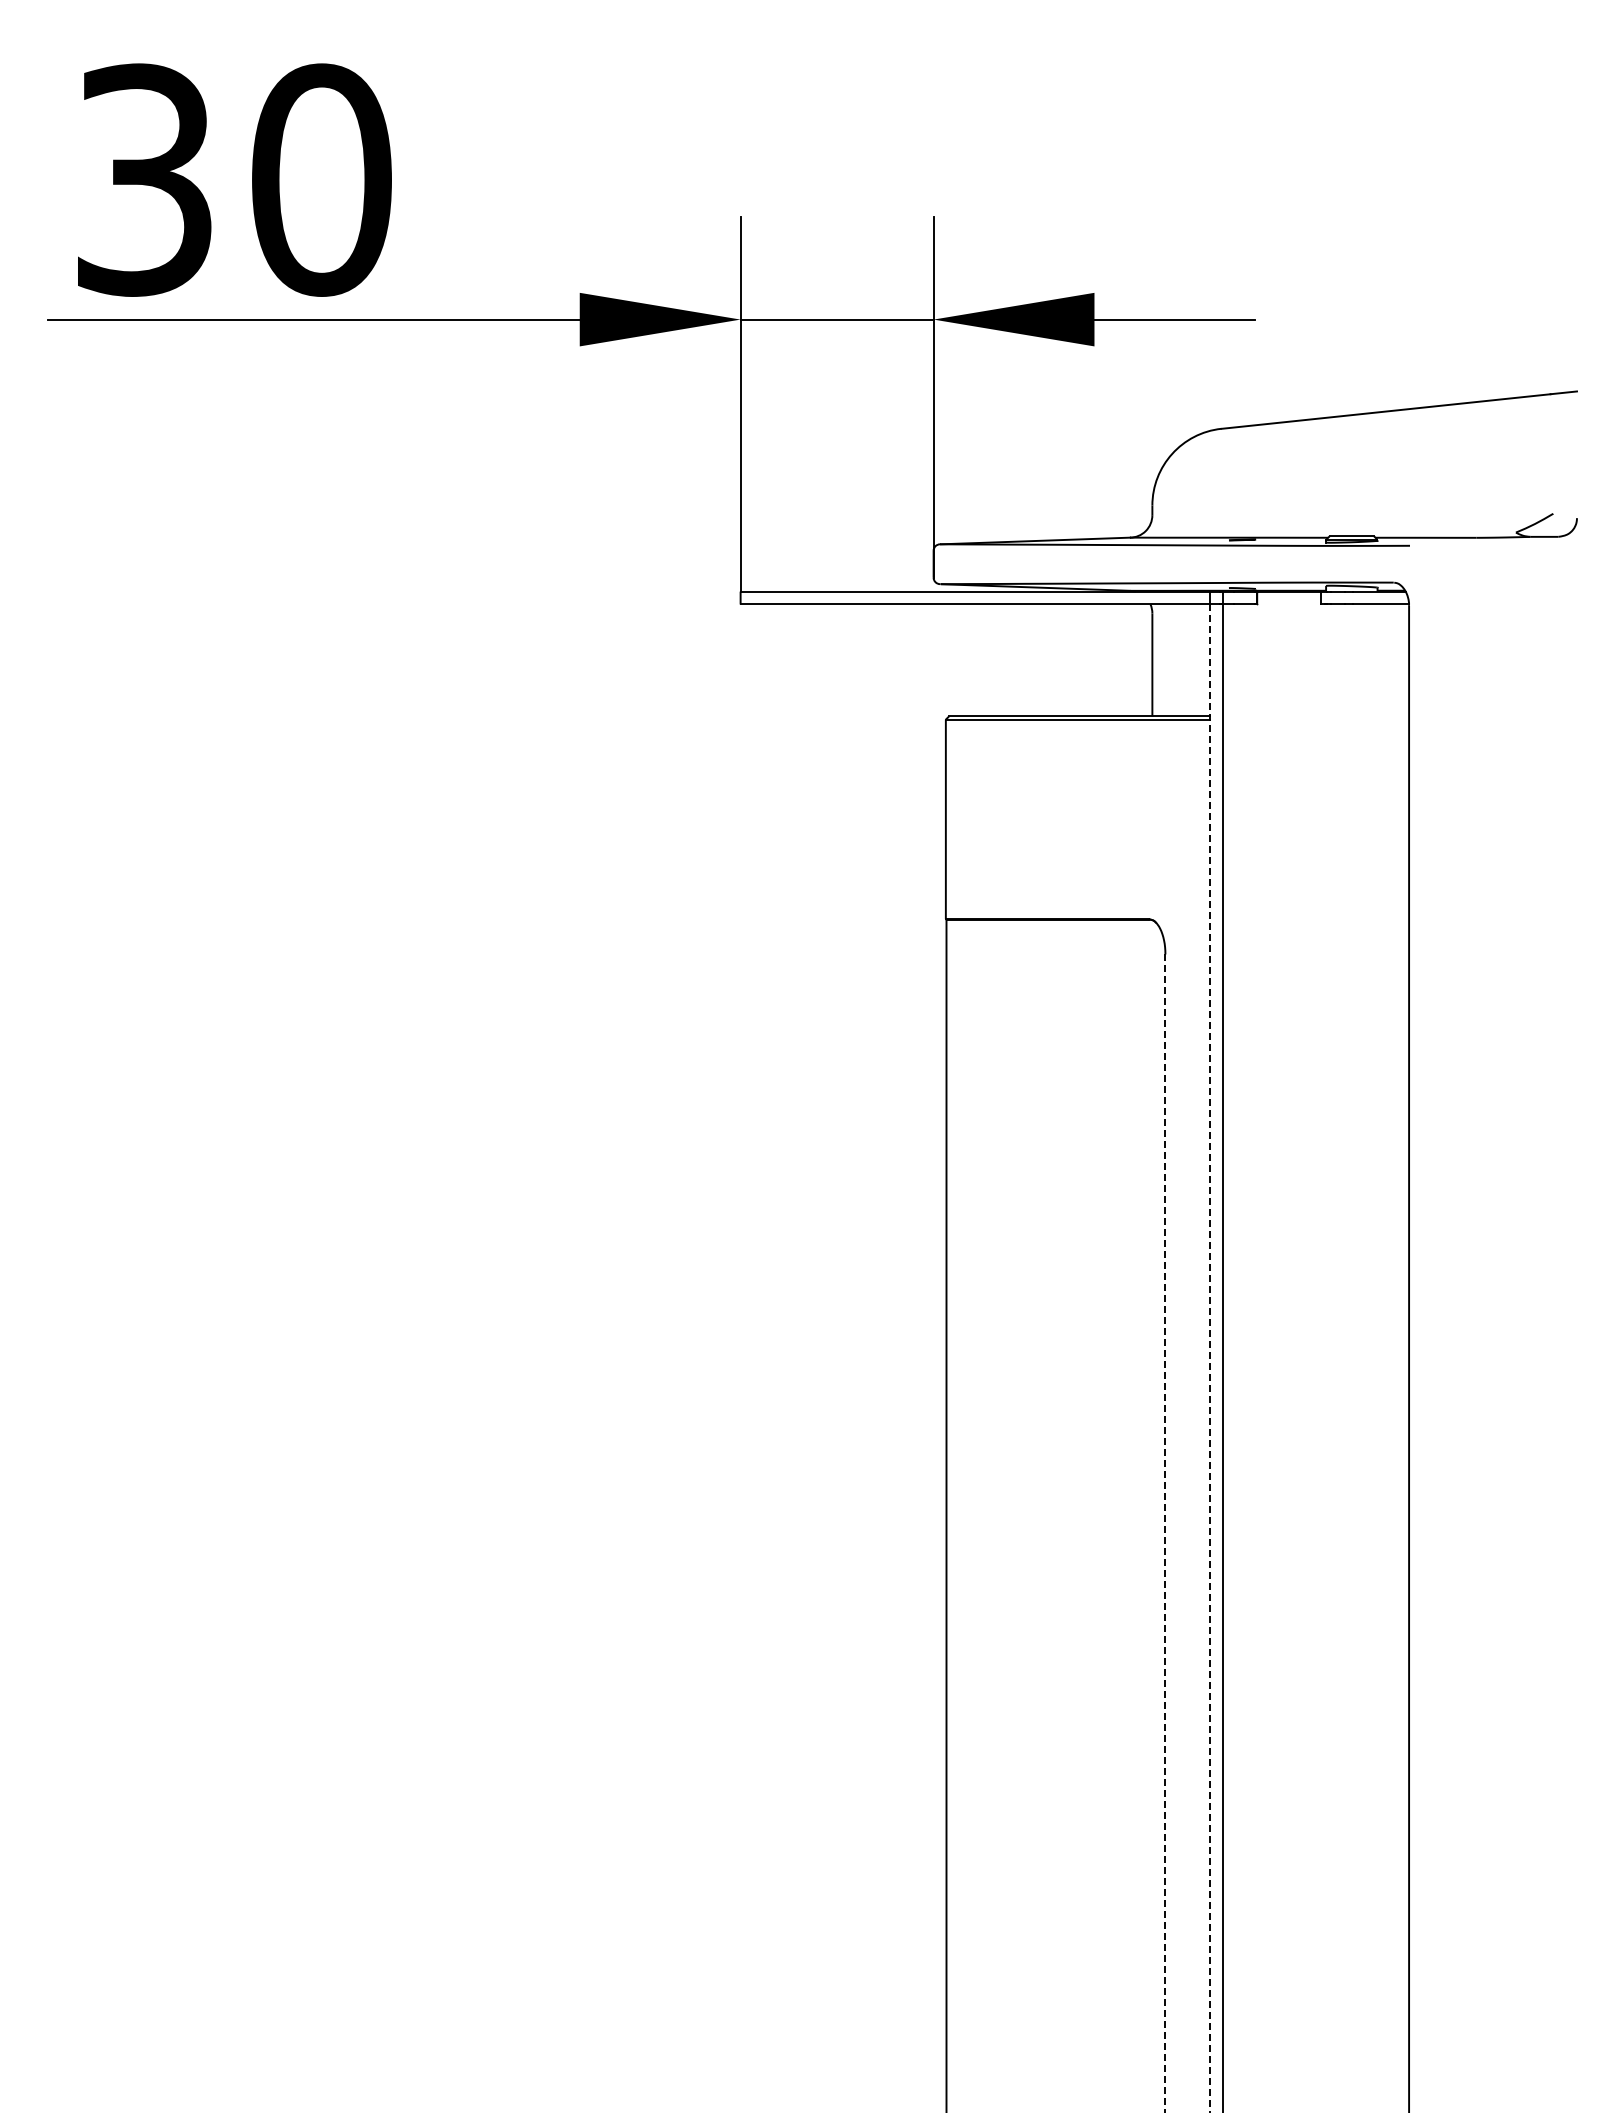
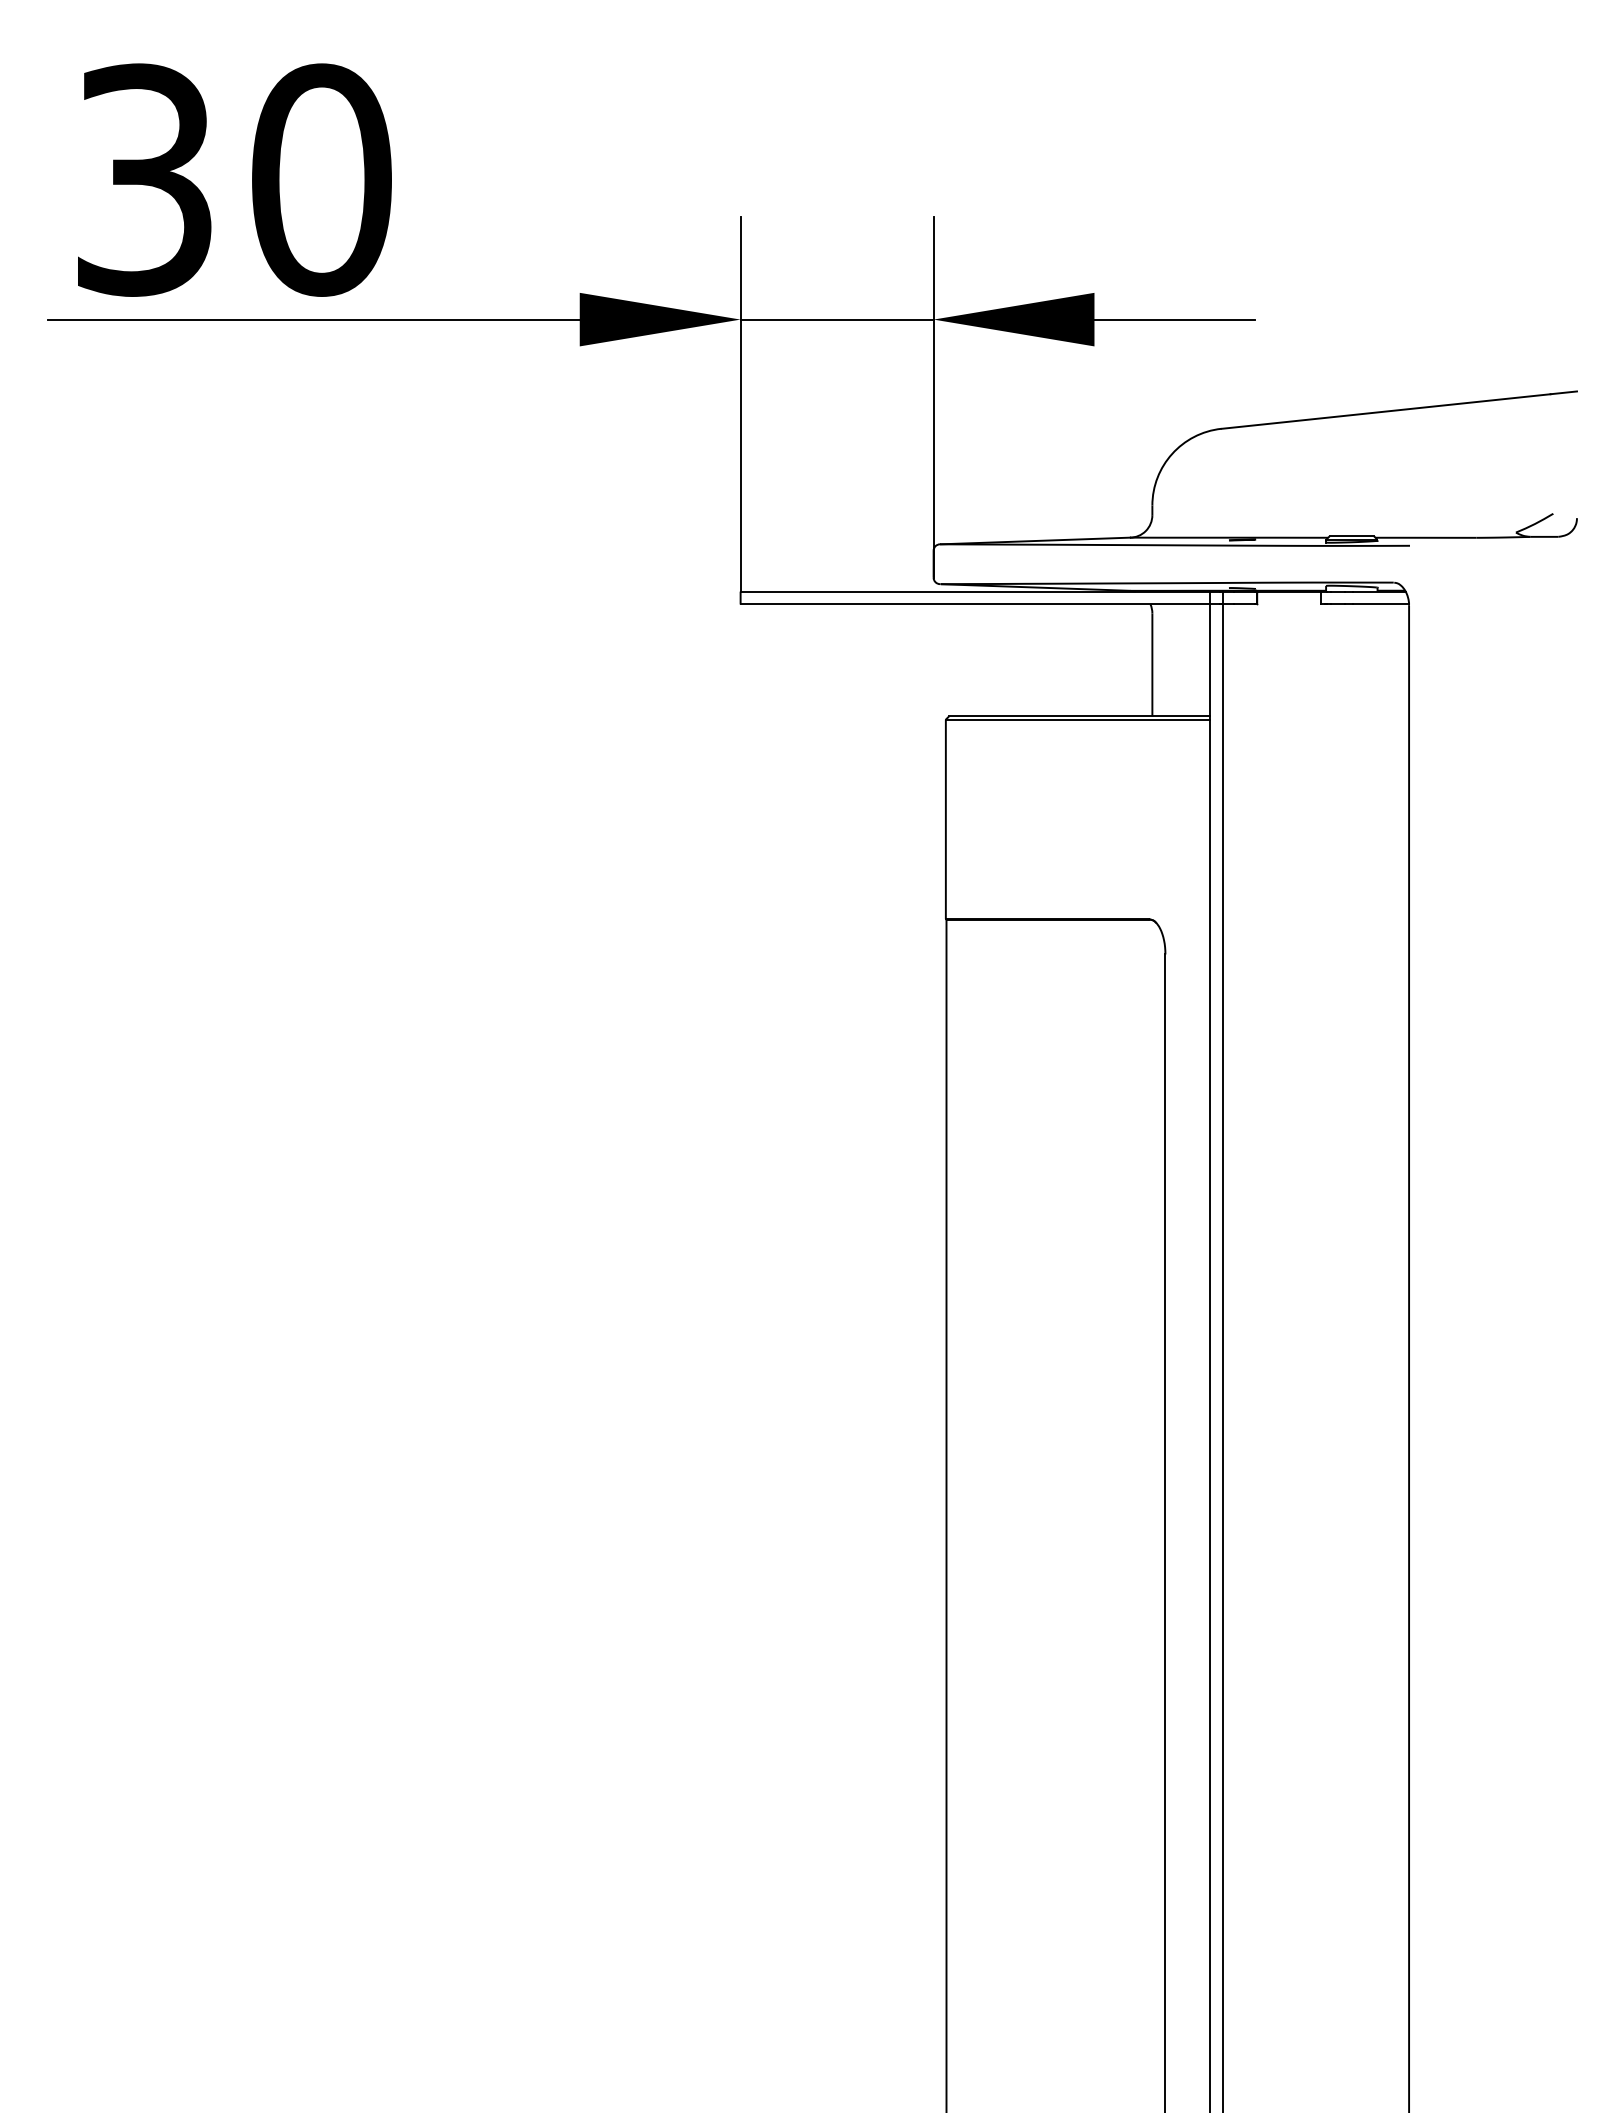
line: dashed -> solid (1210, 1358)
line: dashed -> solid (1165, 1533)
